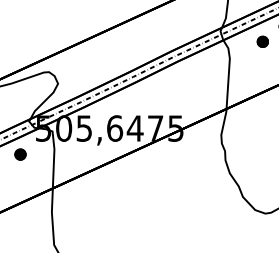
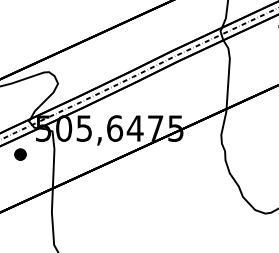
part: present -> none (262, 41)
